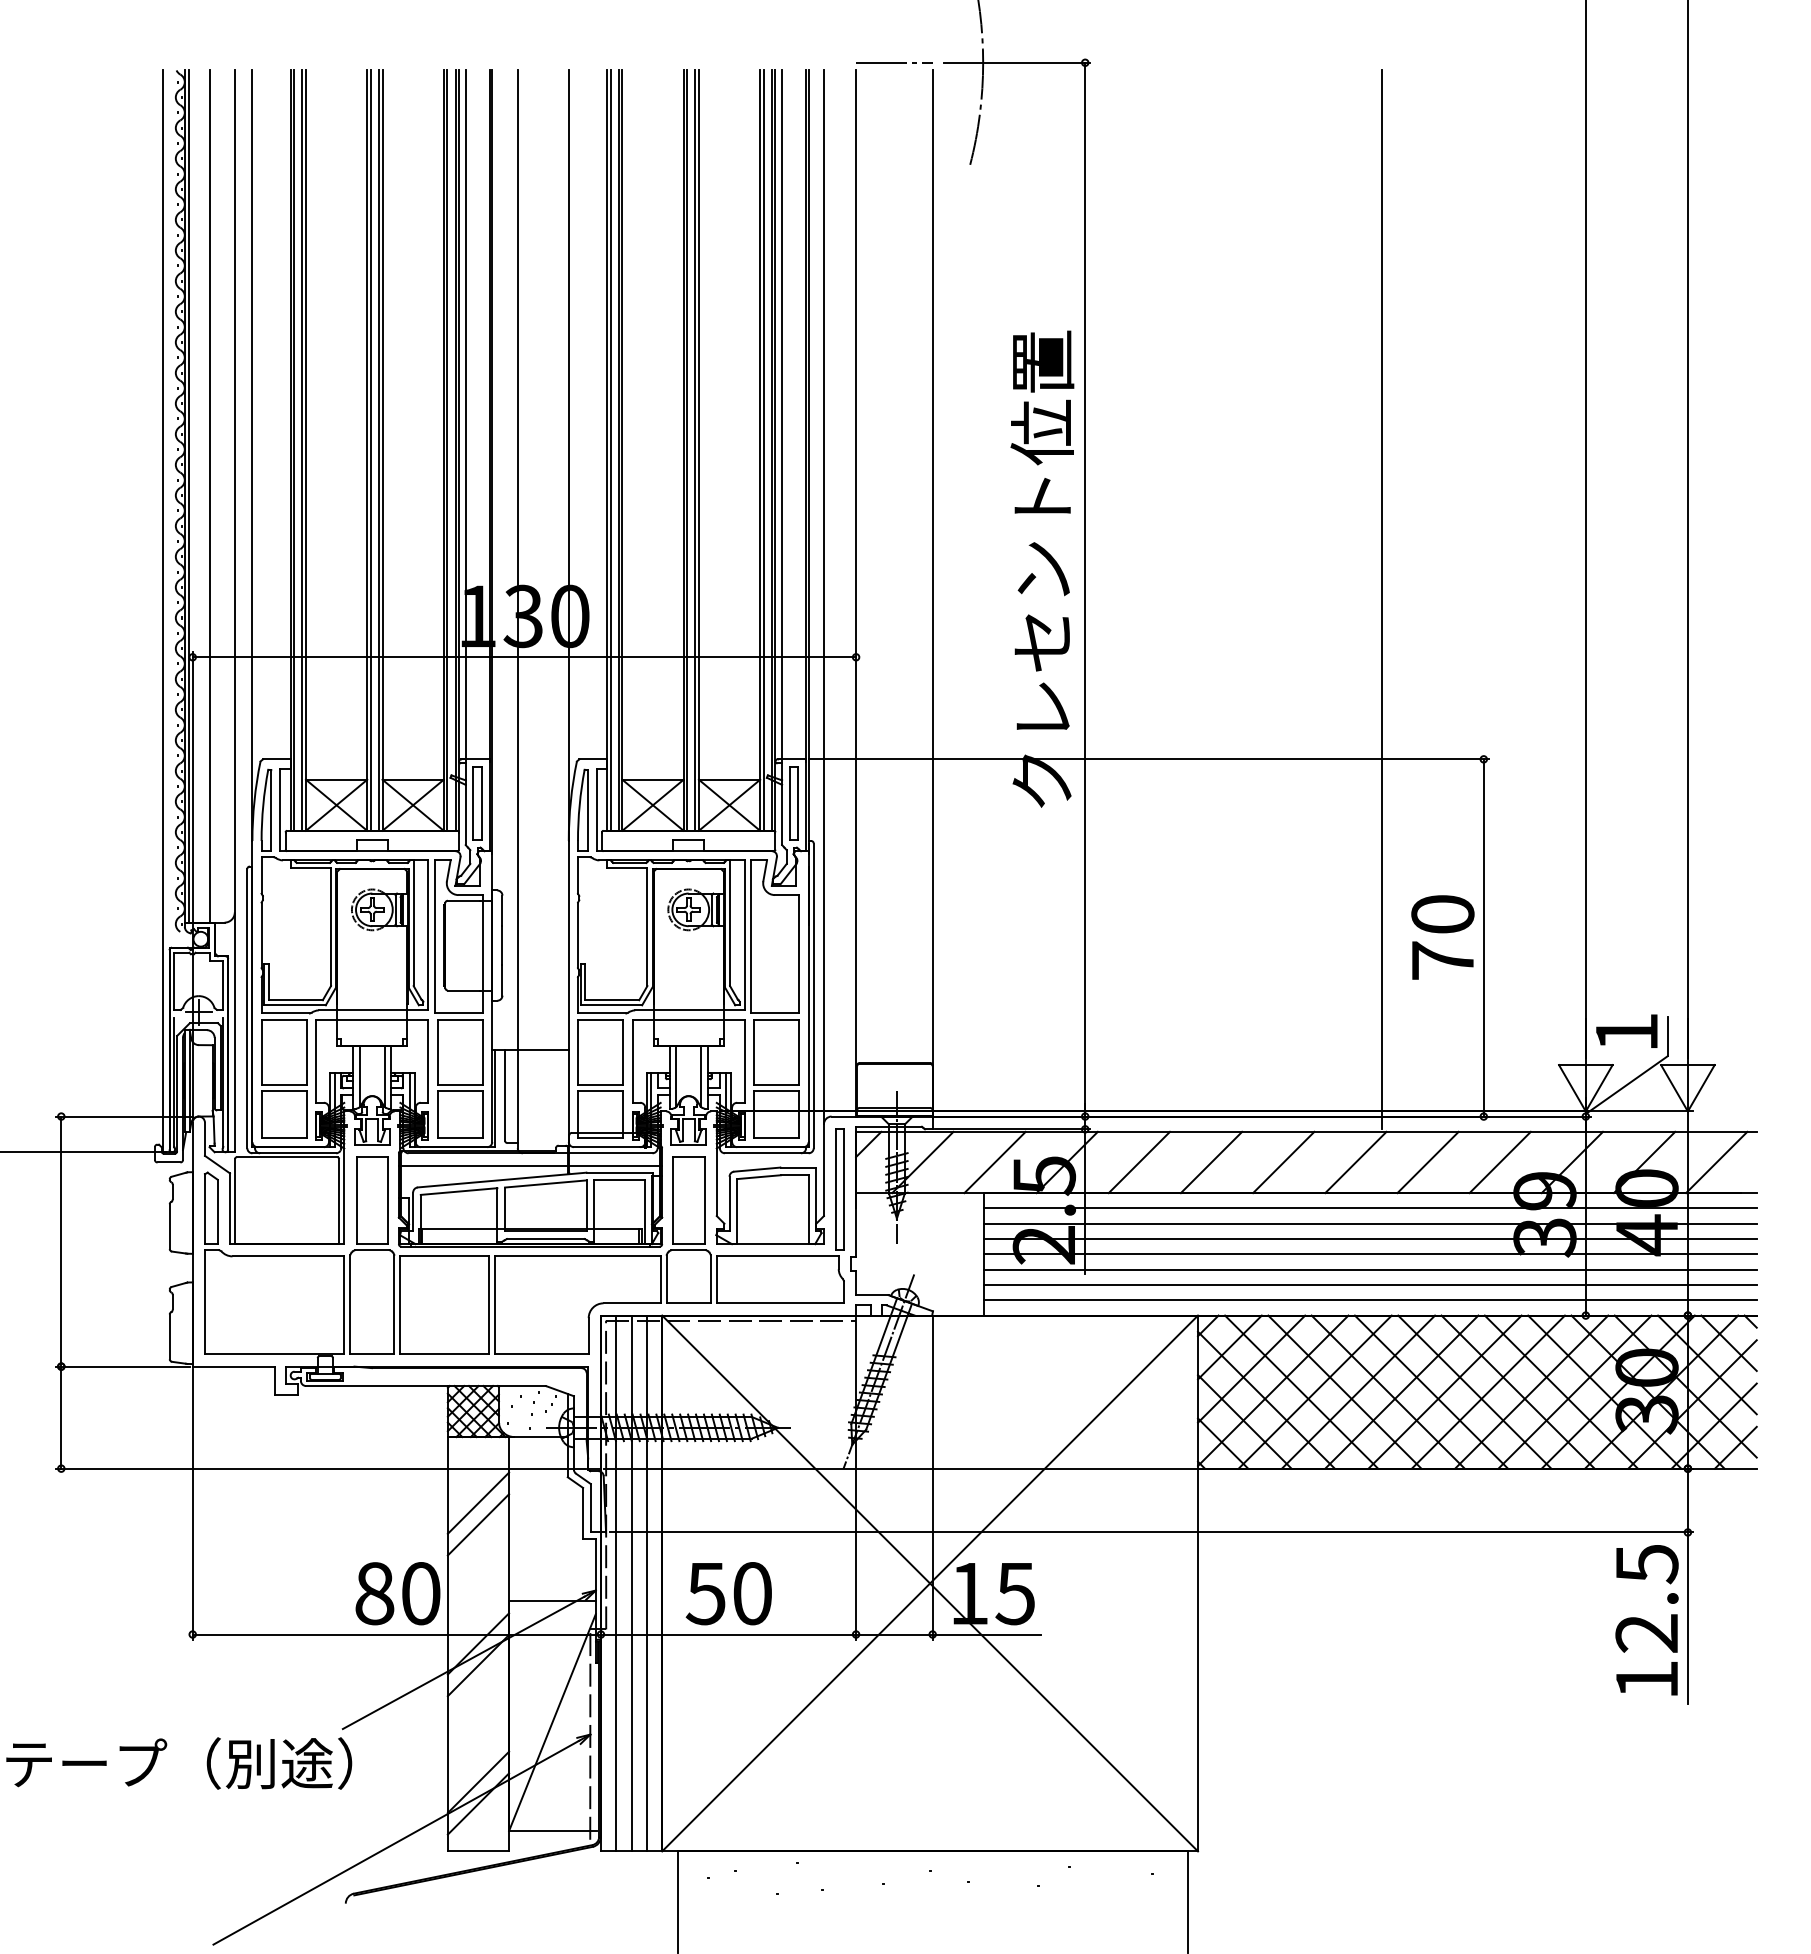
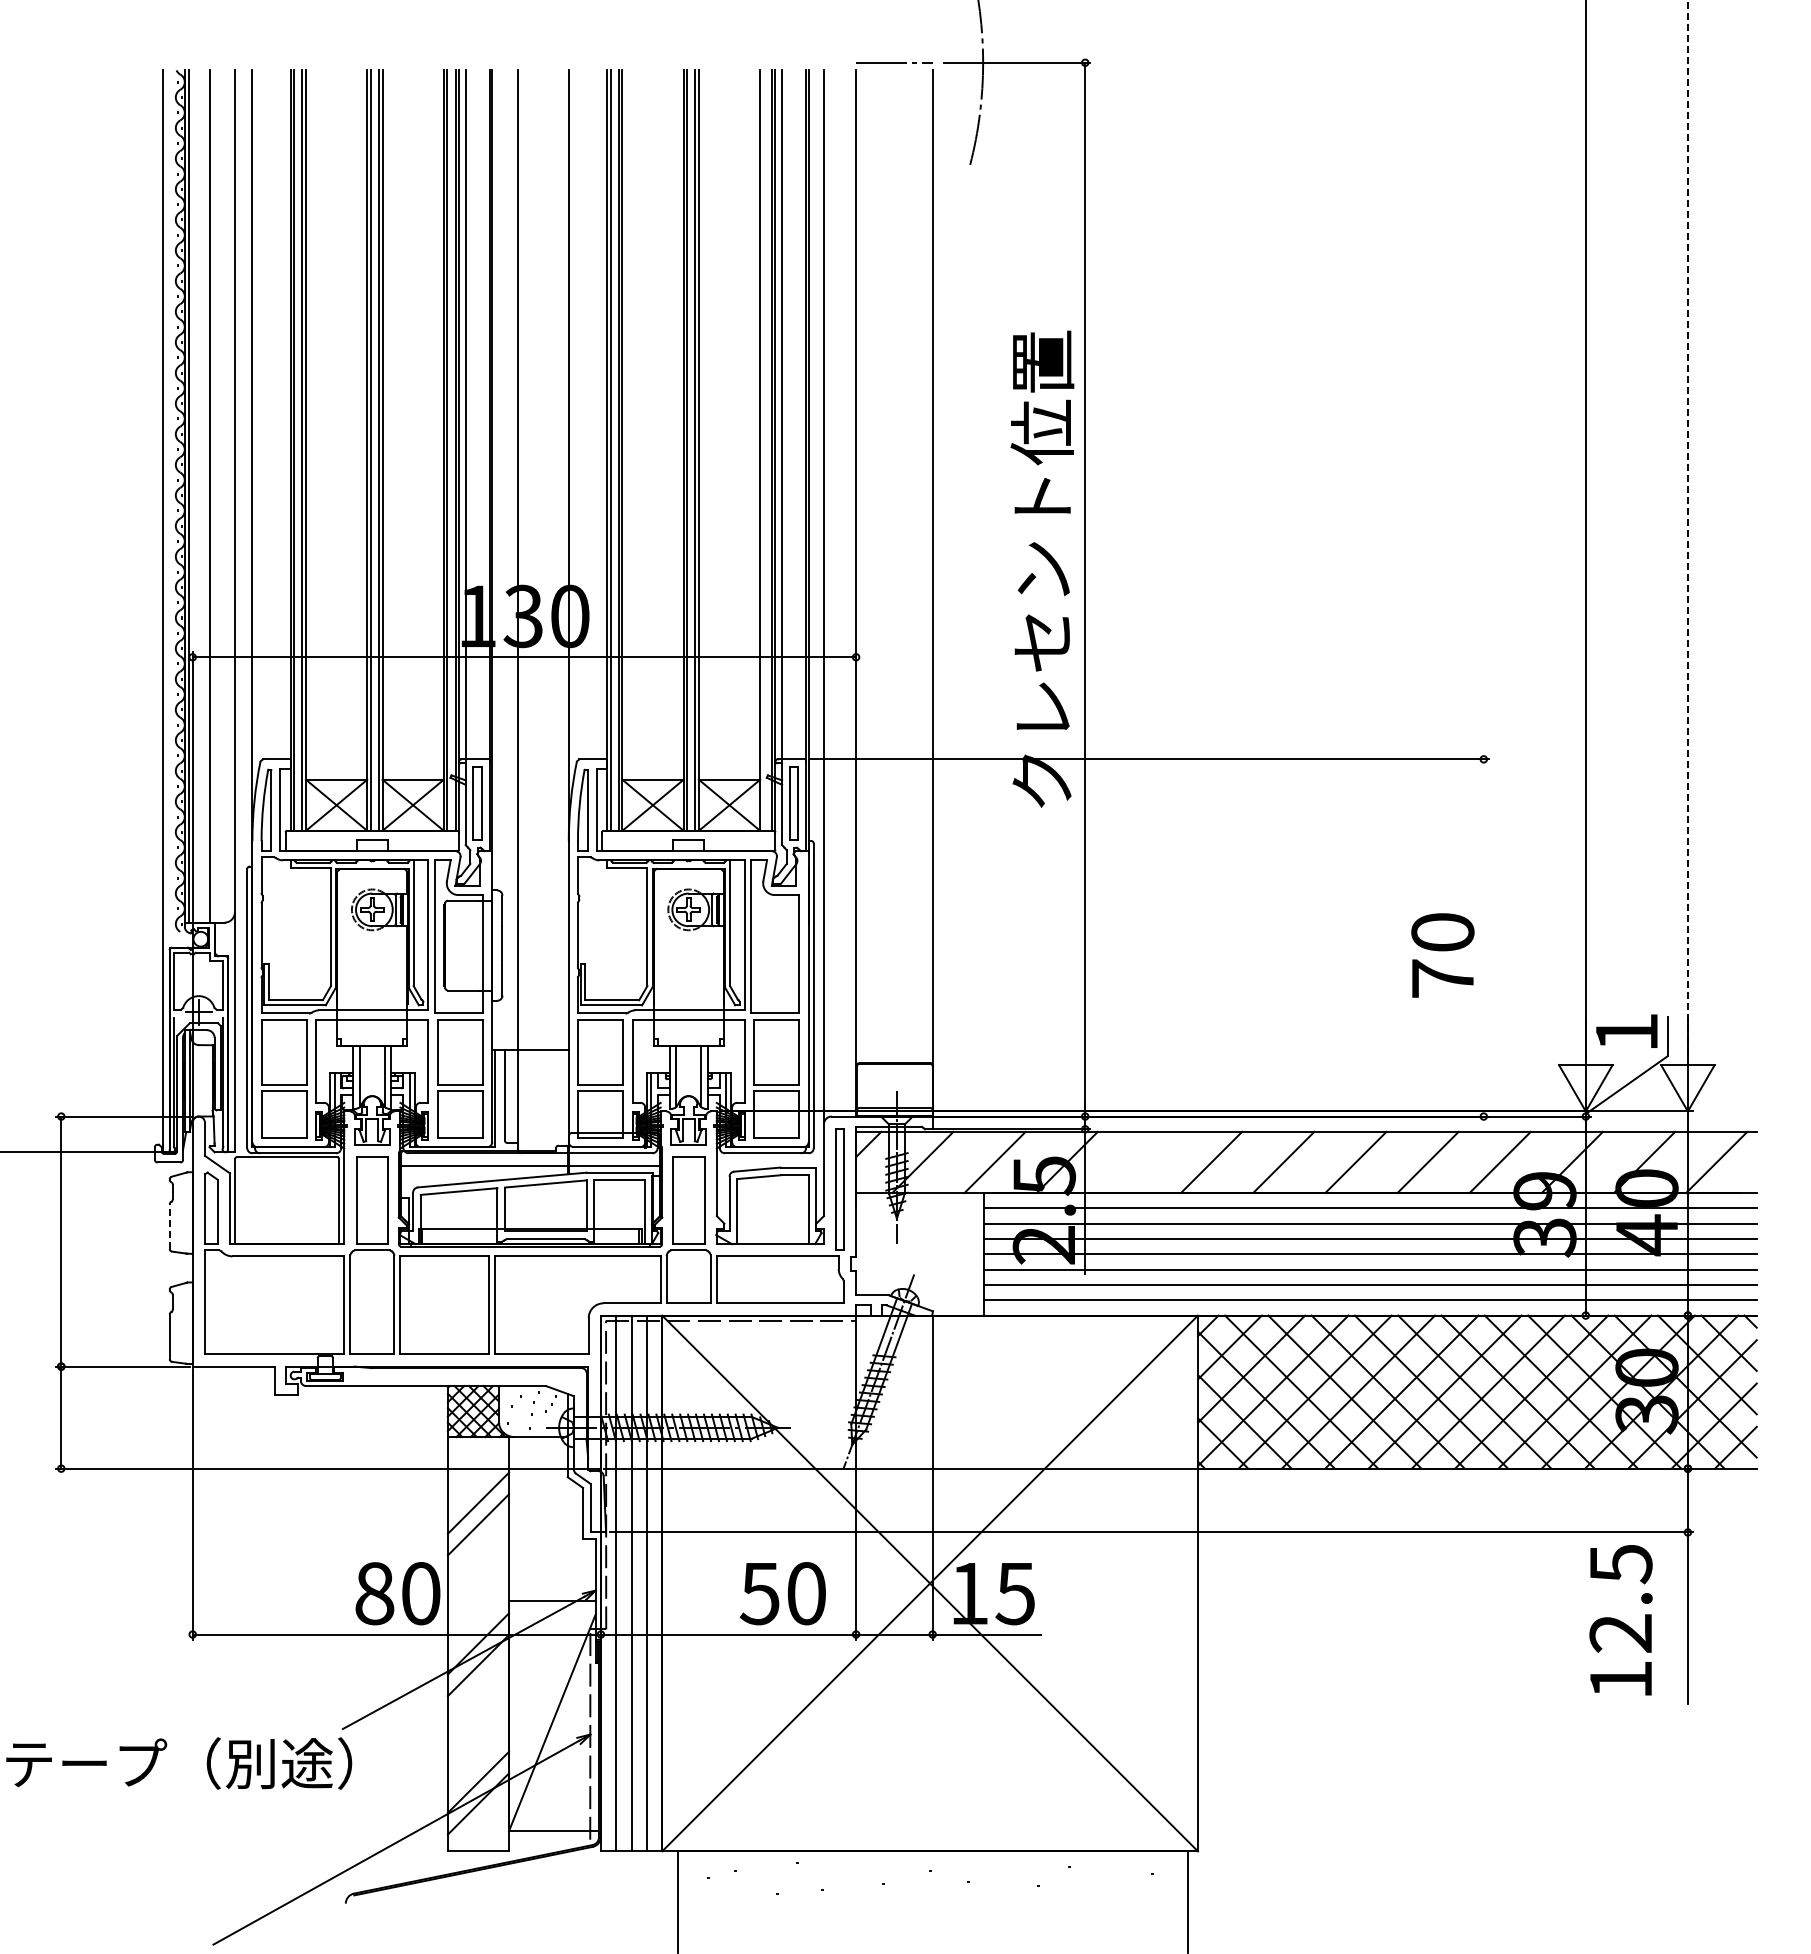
line: present -> none (763, 450)
line: solid -> dashed (1687, 529)
line: present -> none (1381, 599)
text position: (1442, 937) -> (1442, 955) (1442, 955)
line: present -> none (1483, 937)
line: present -> none (1138, 1162)
line: solid -> dashed (169, 1226)
text position: (728, 1593) -> (782, 1593) (782, 1593)
text position: (1646, 1620) -> (1620, 1620) (1620, 1620)
